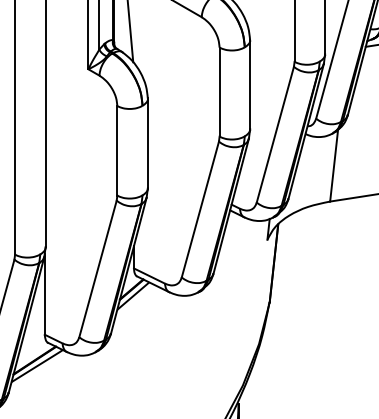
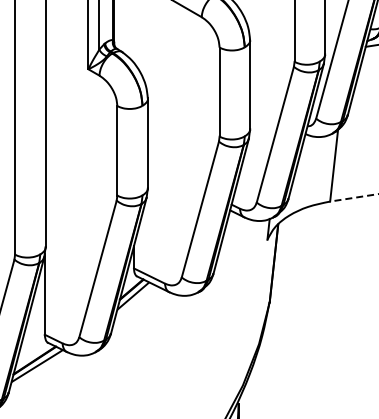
line: present -> none (130, 32)
line: solid -> dashed (353, 197)
